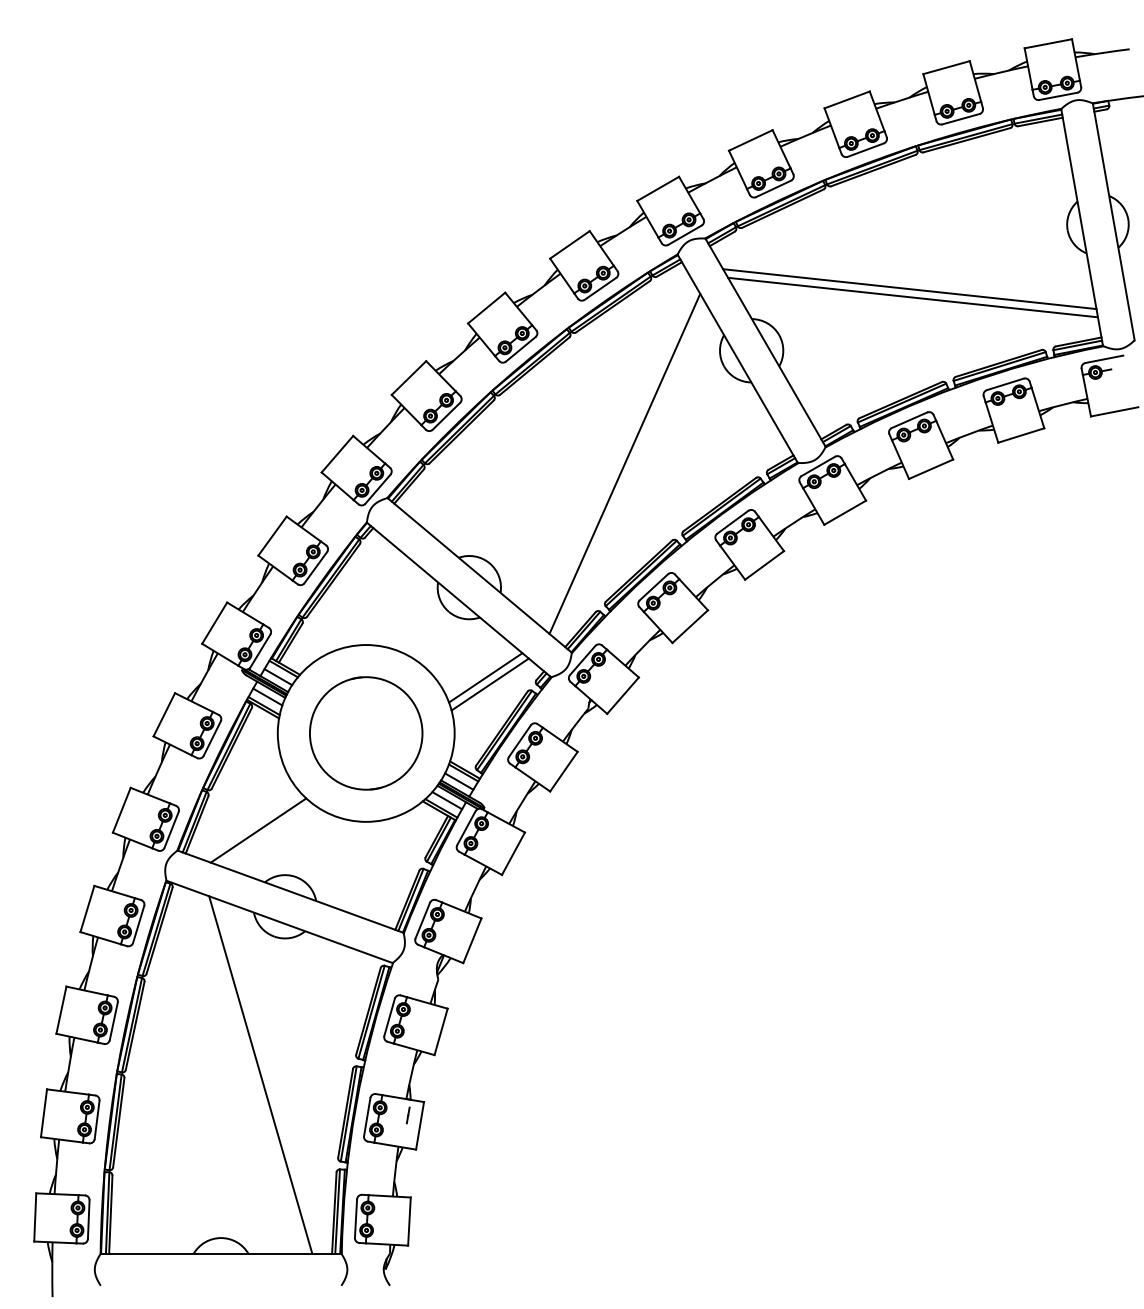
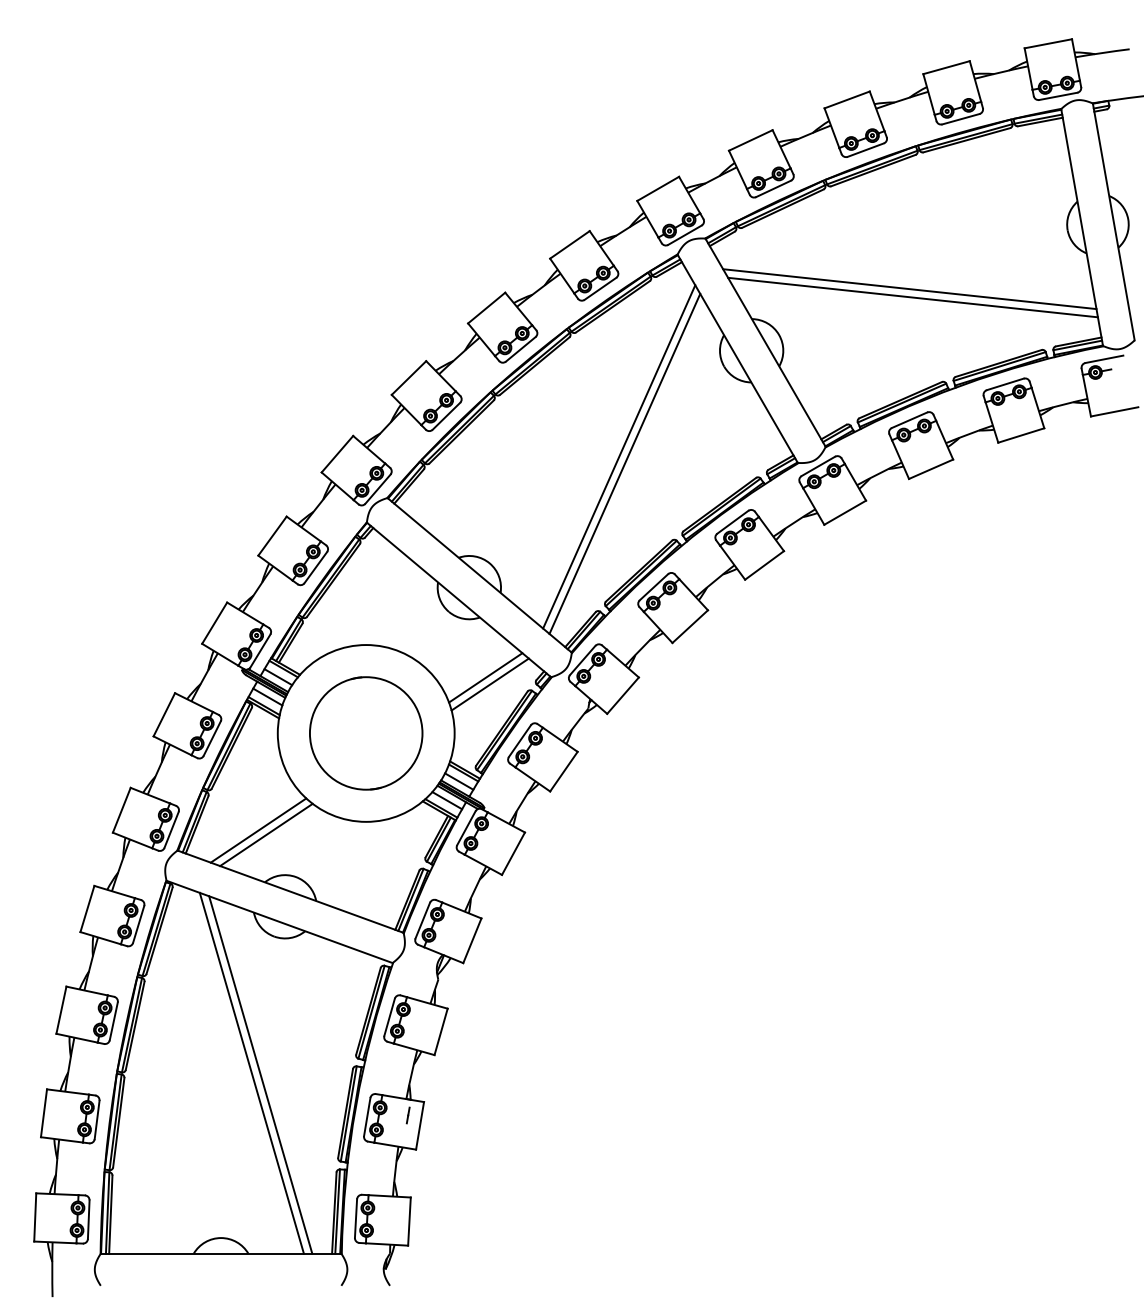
line: none -> present (619, 456)
line: none -> present (266, 834)
line: none -> present (251, 1072)
